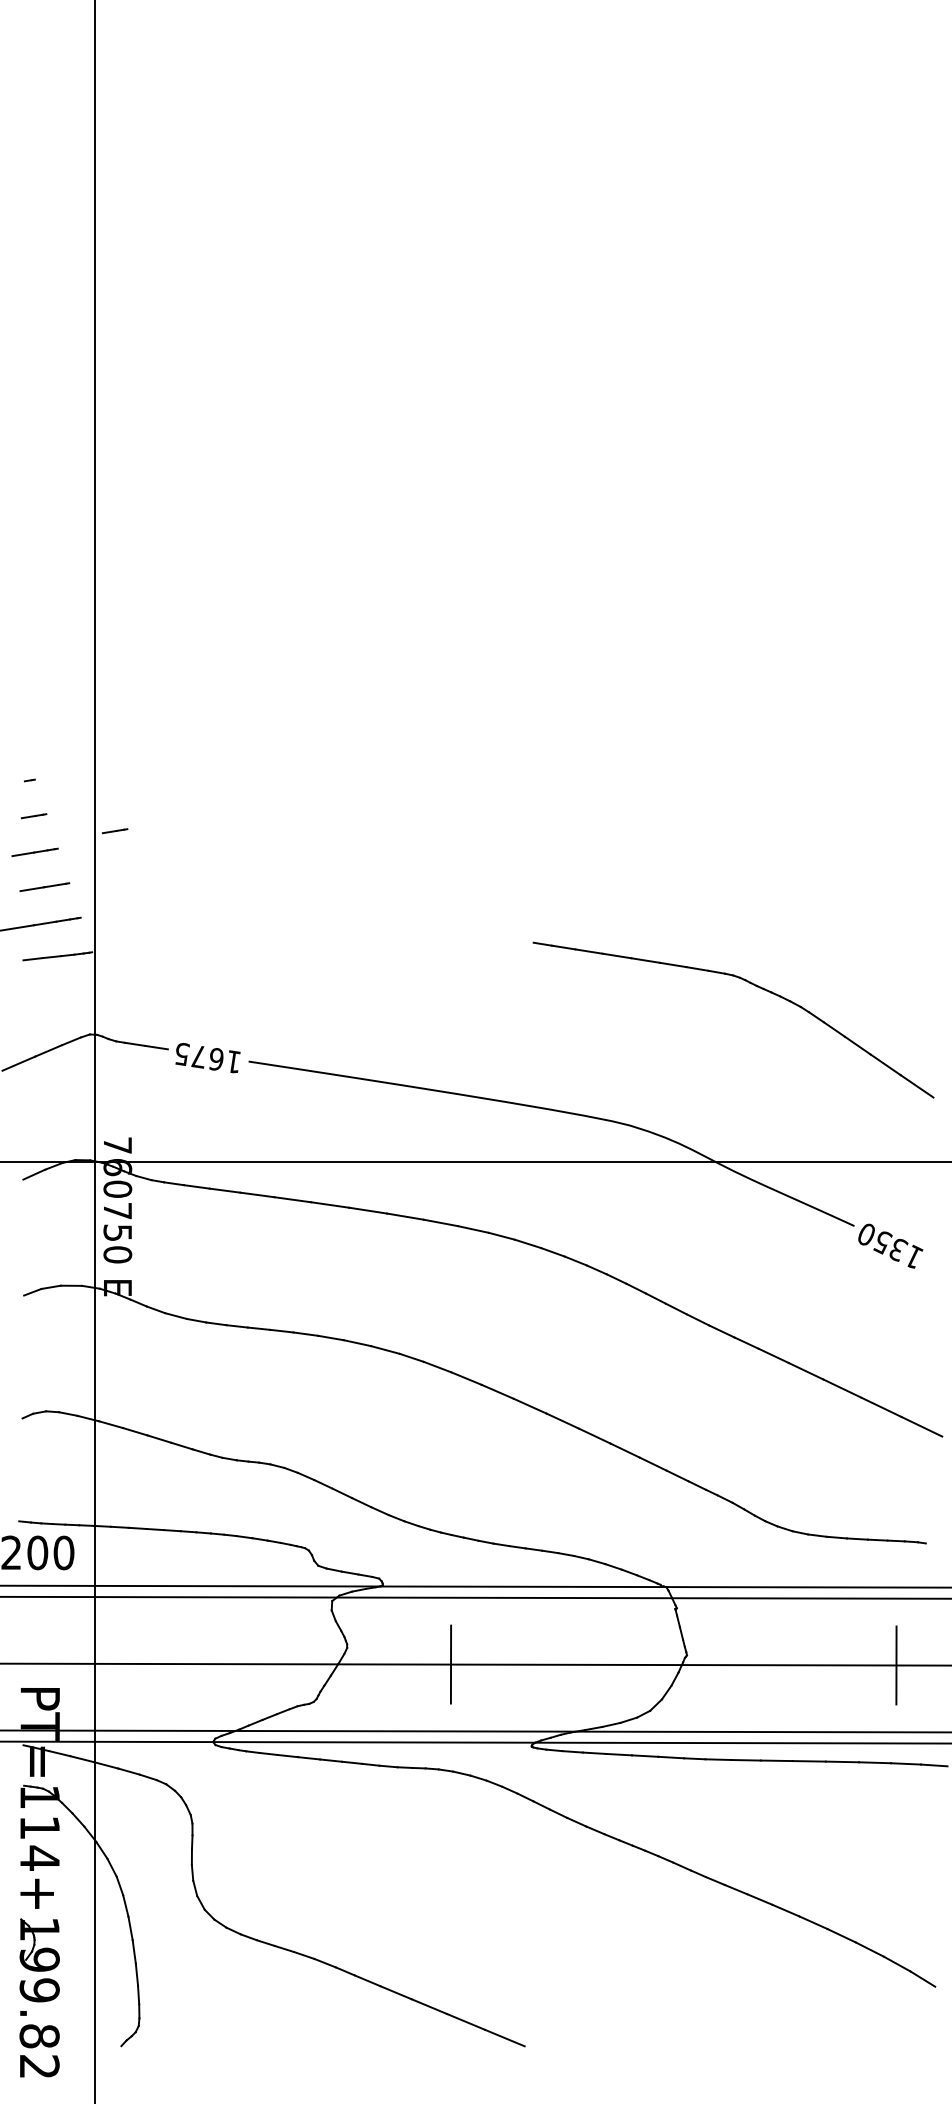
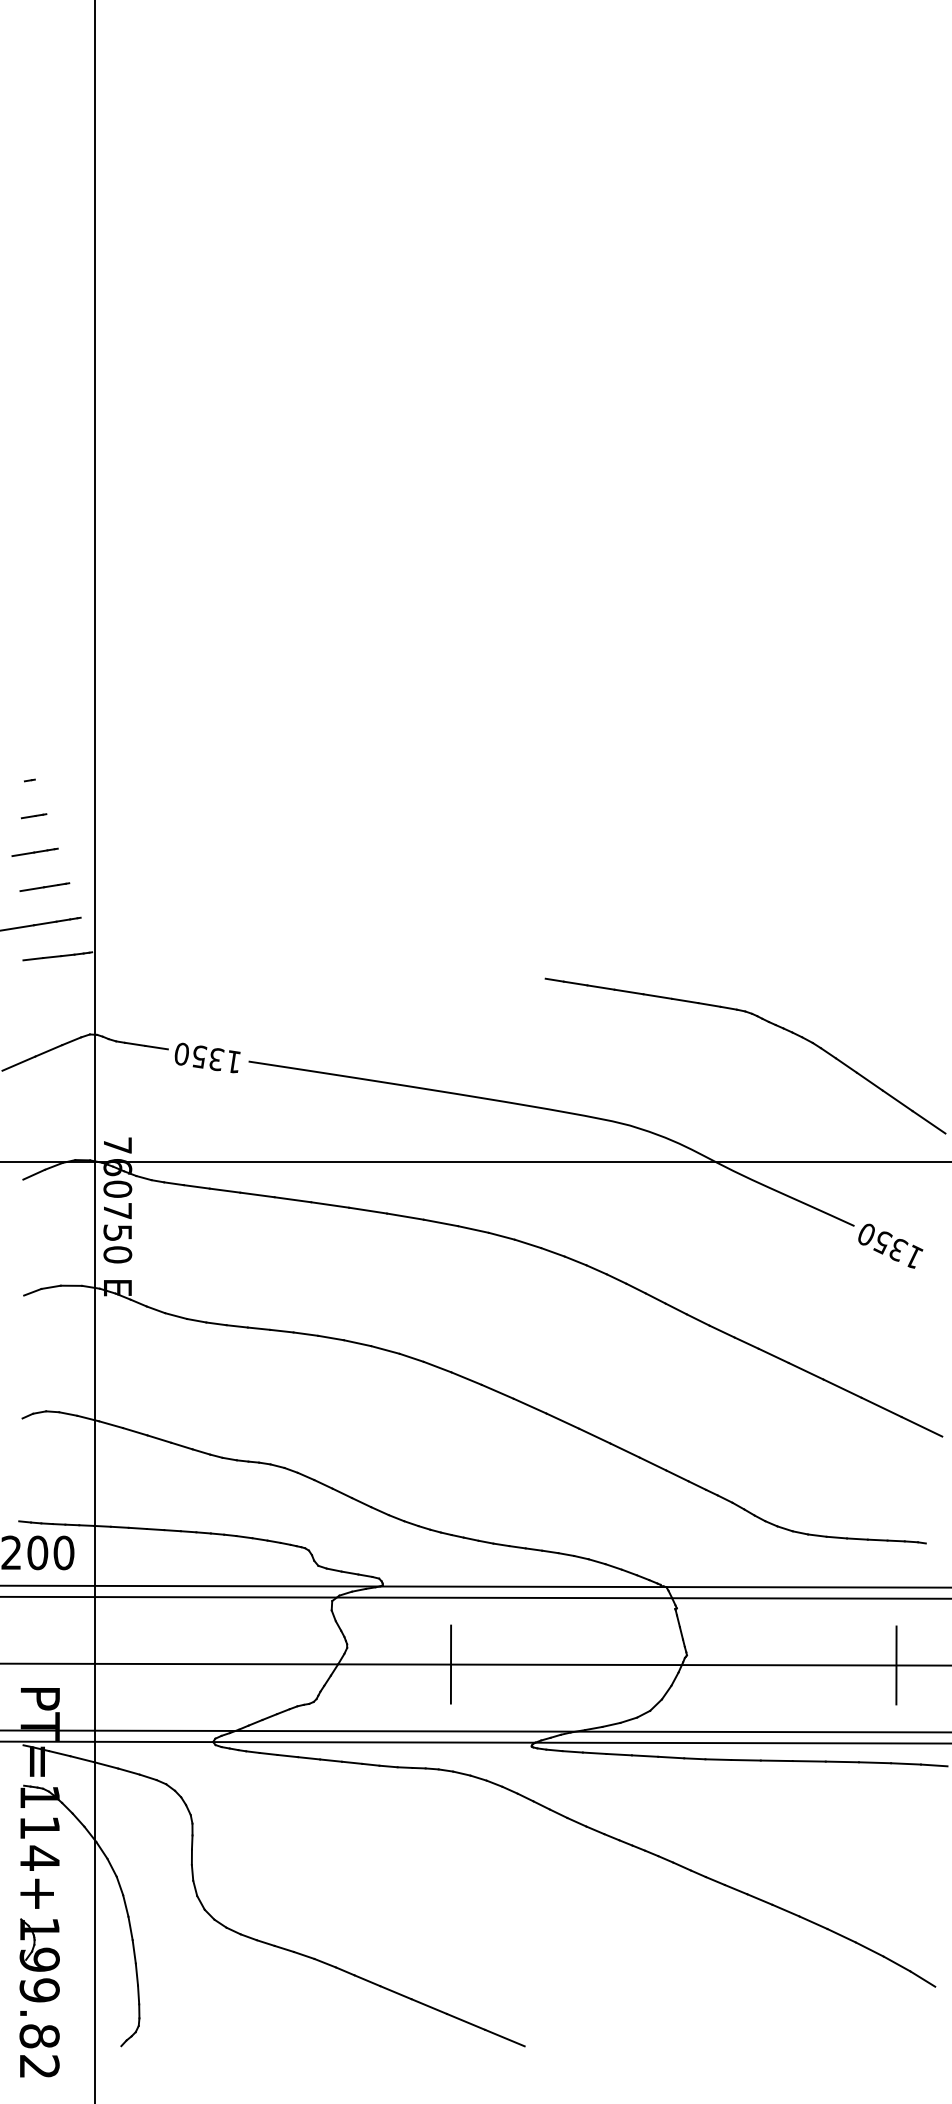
line: present -> none (114, 831)
part position: (751, 984) -> (763, 1020) (763, 1020)
text: 1675 -> 1350 (199, 1056)
